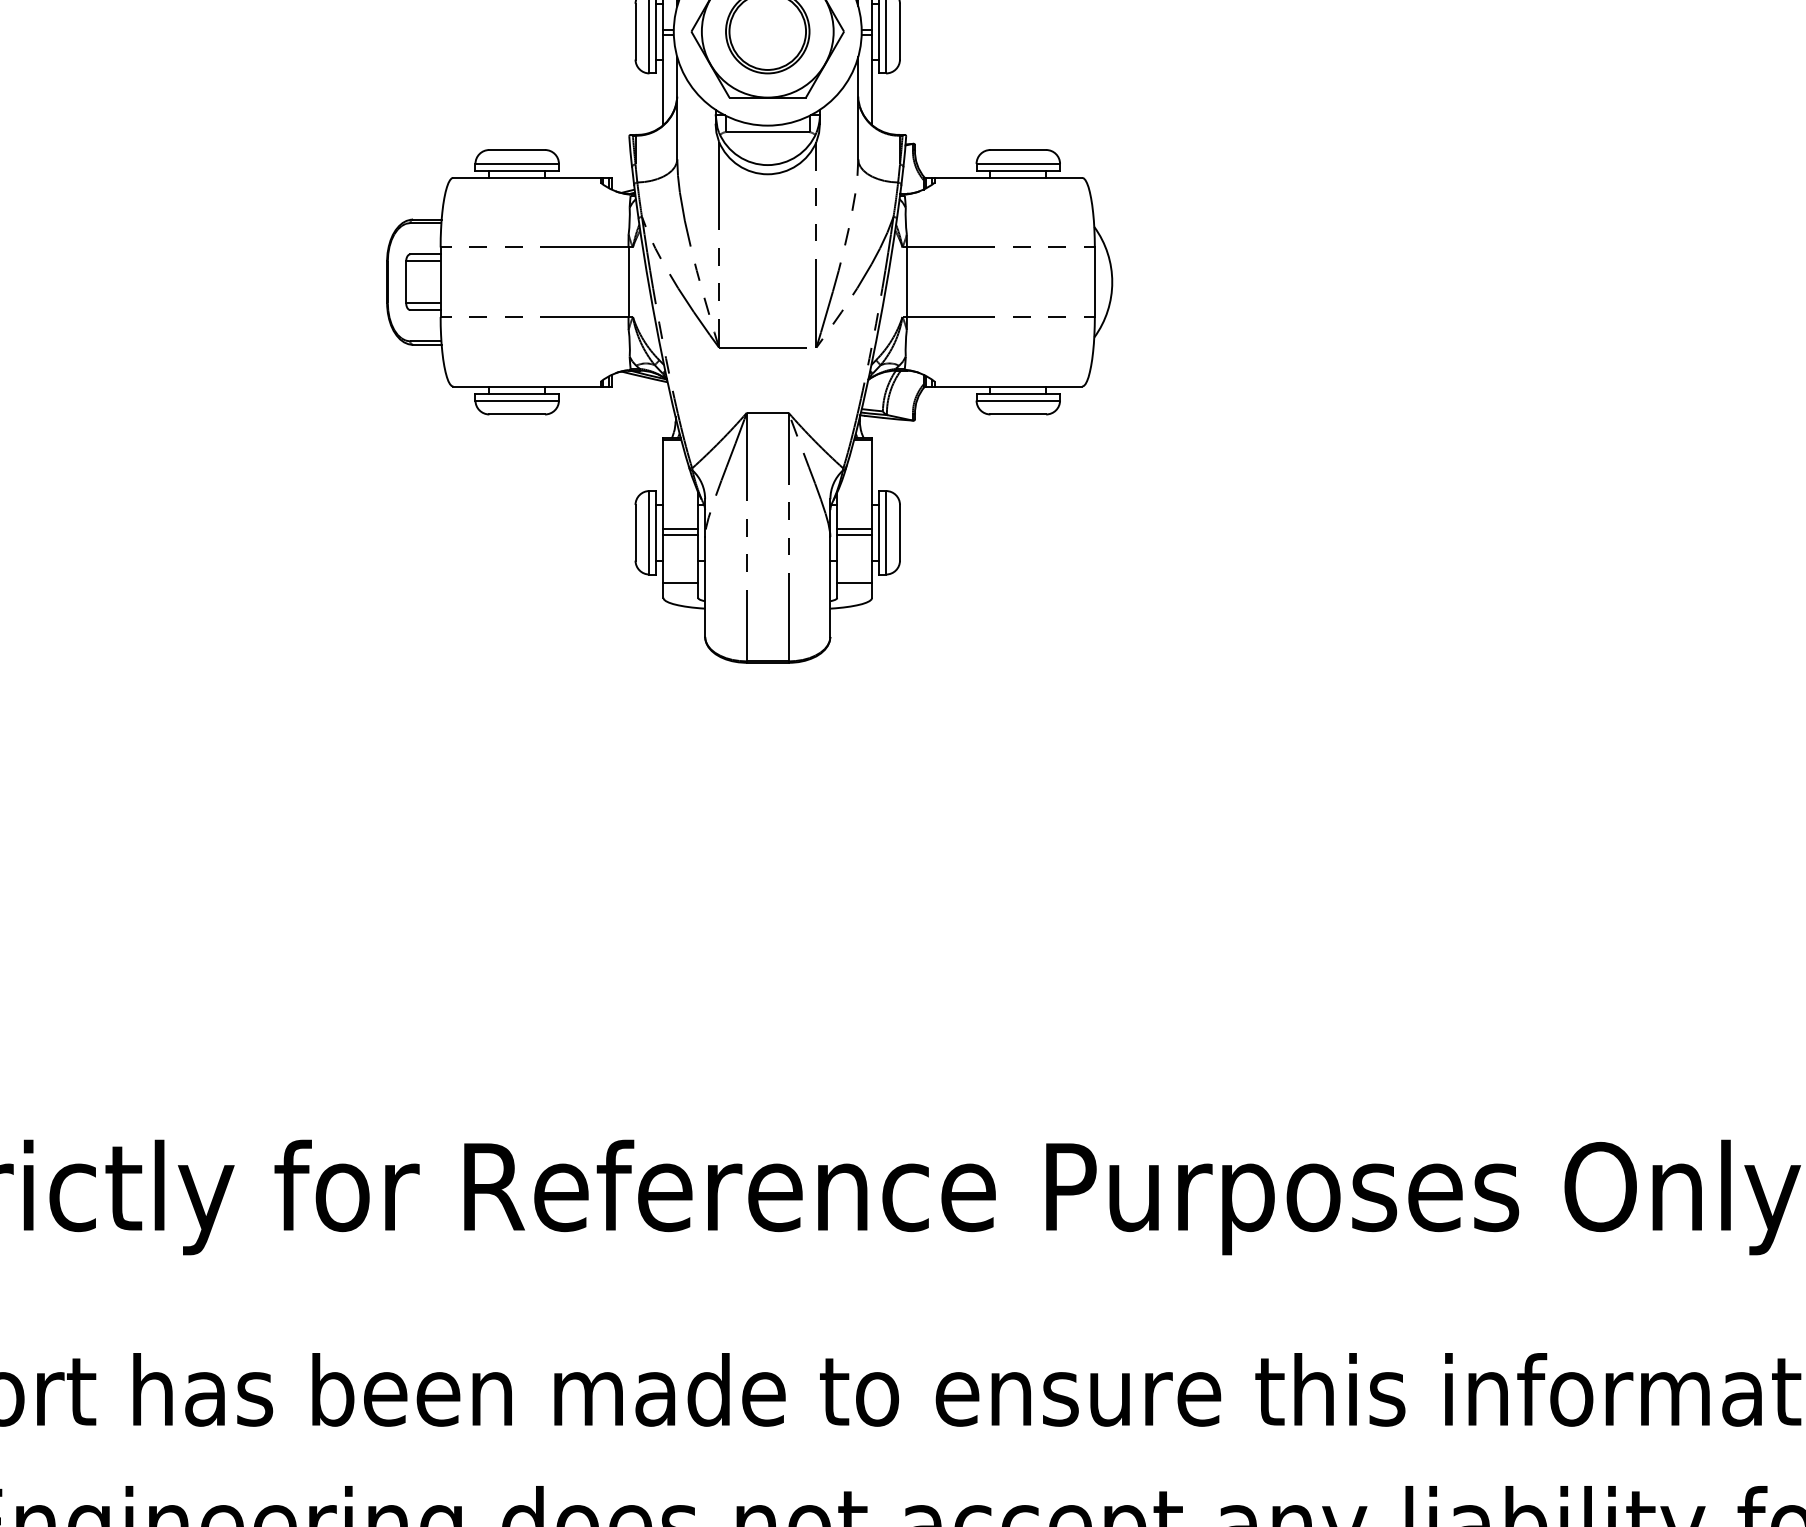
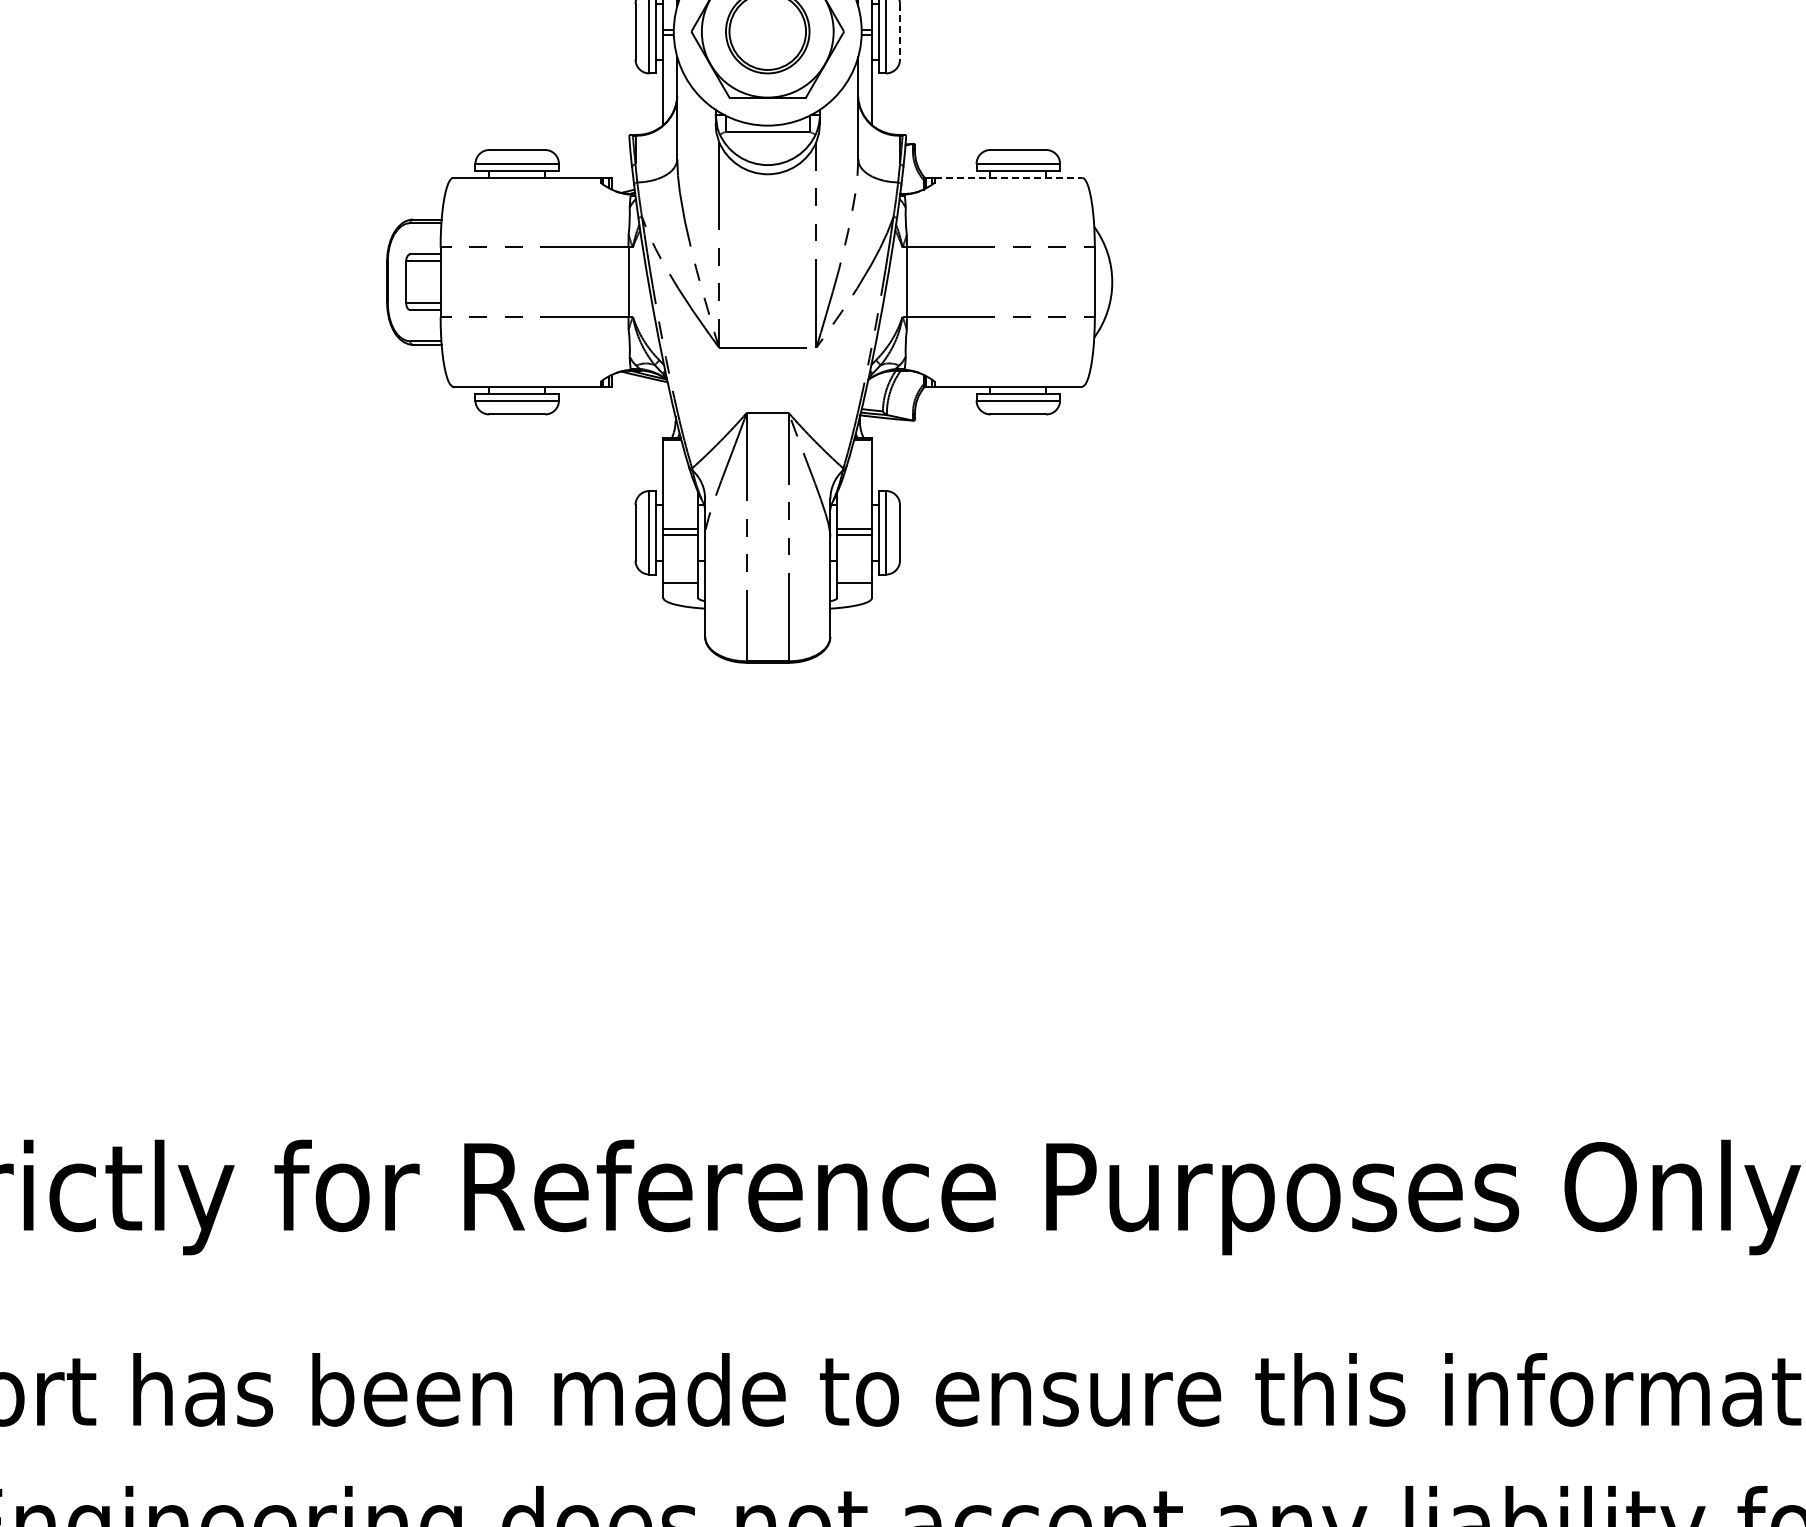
line: solid -> dashed (900, 31)
line: solid -> dashed (1008, 177)
